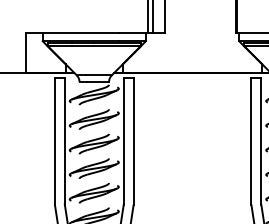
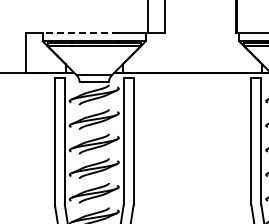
line: present -> none (153, 17)
line: solid -> dashed (80, 33)
